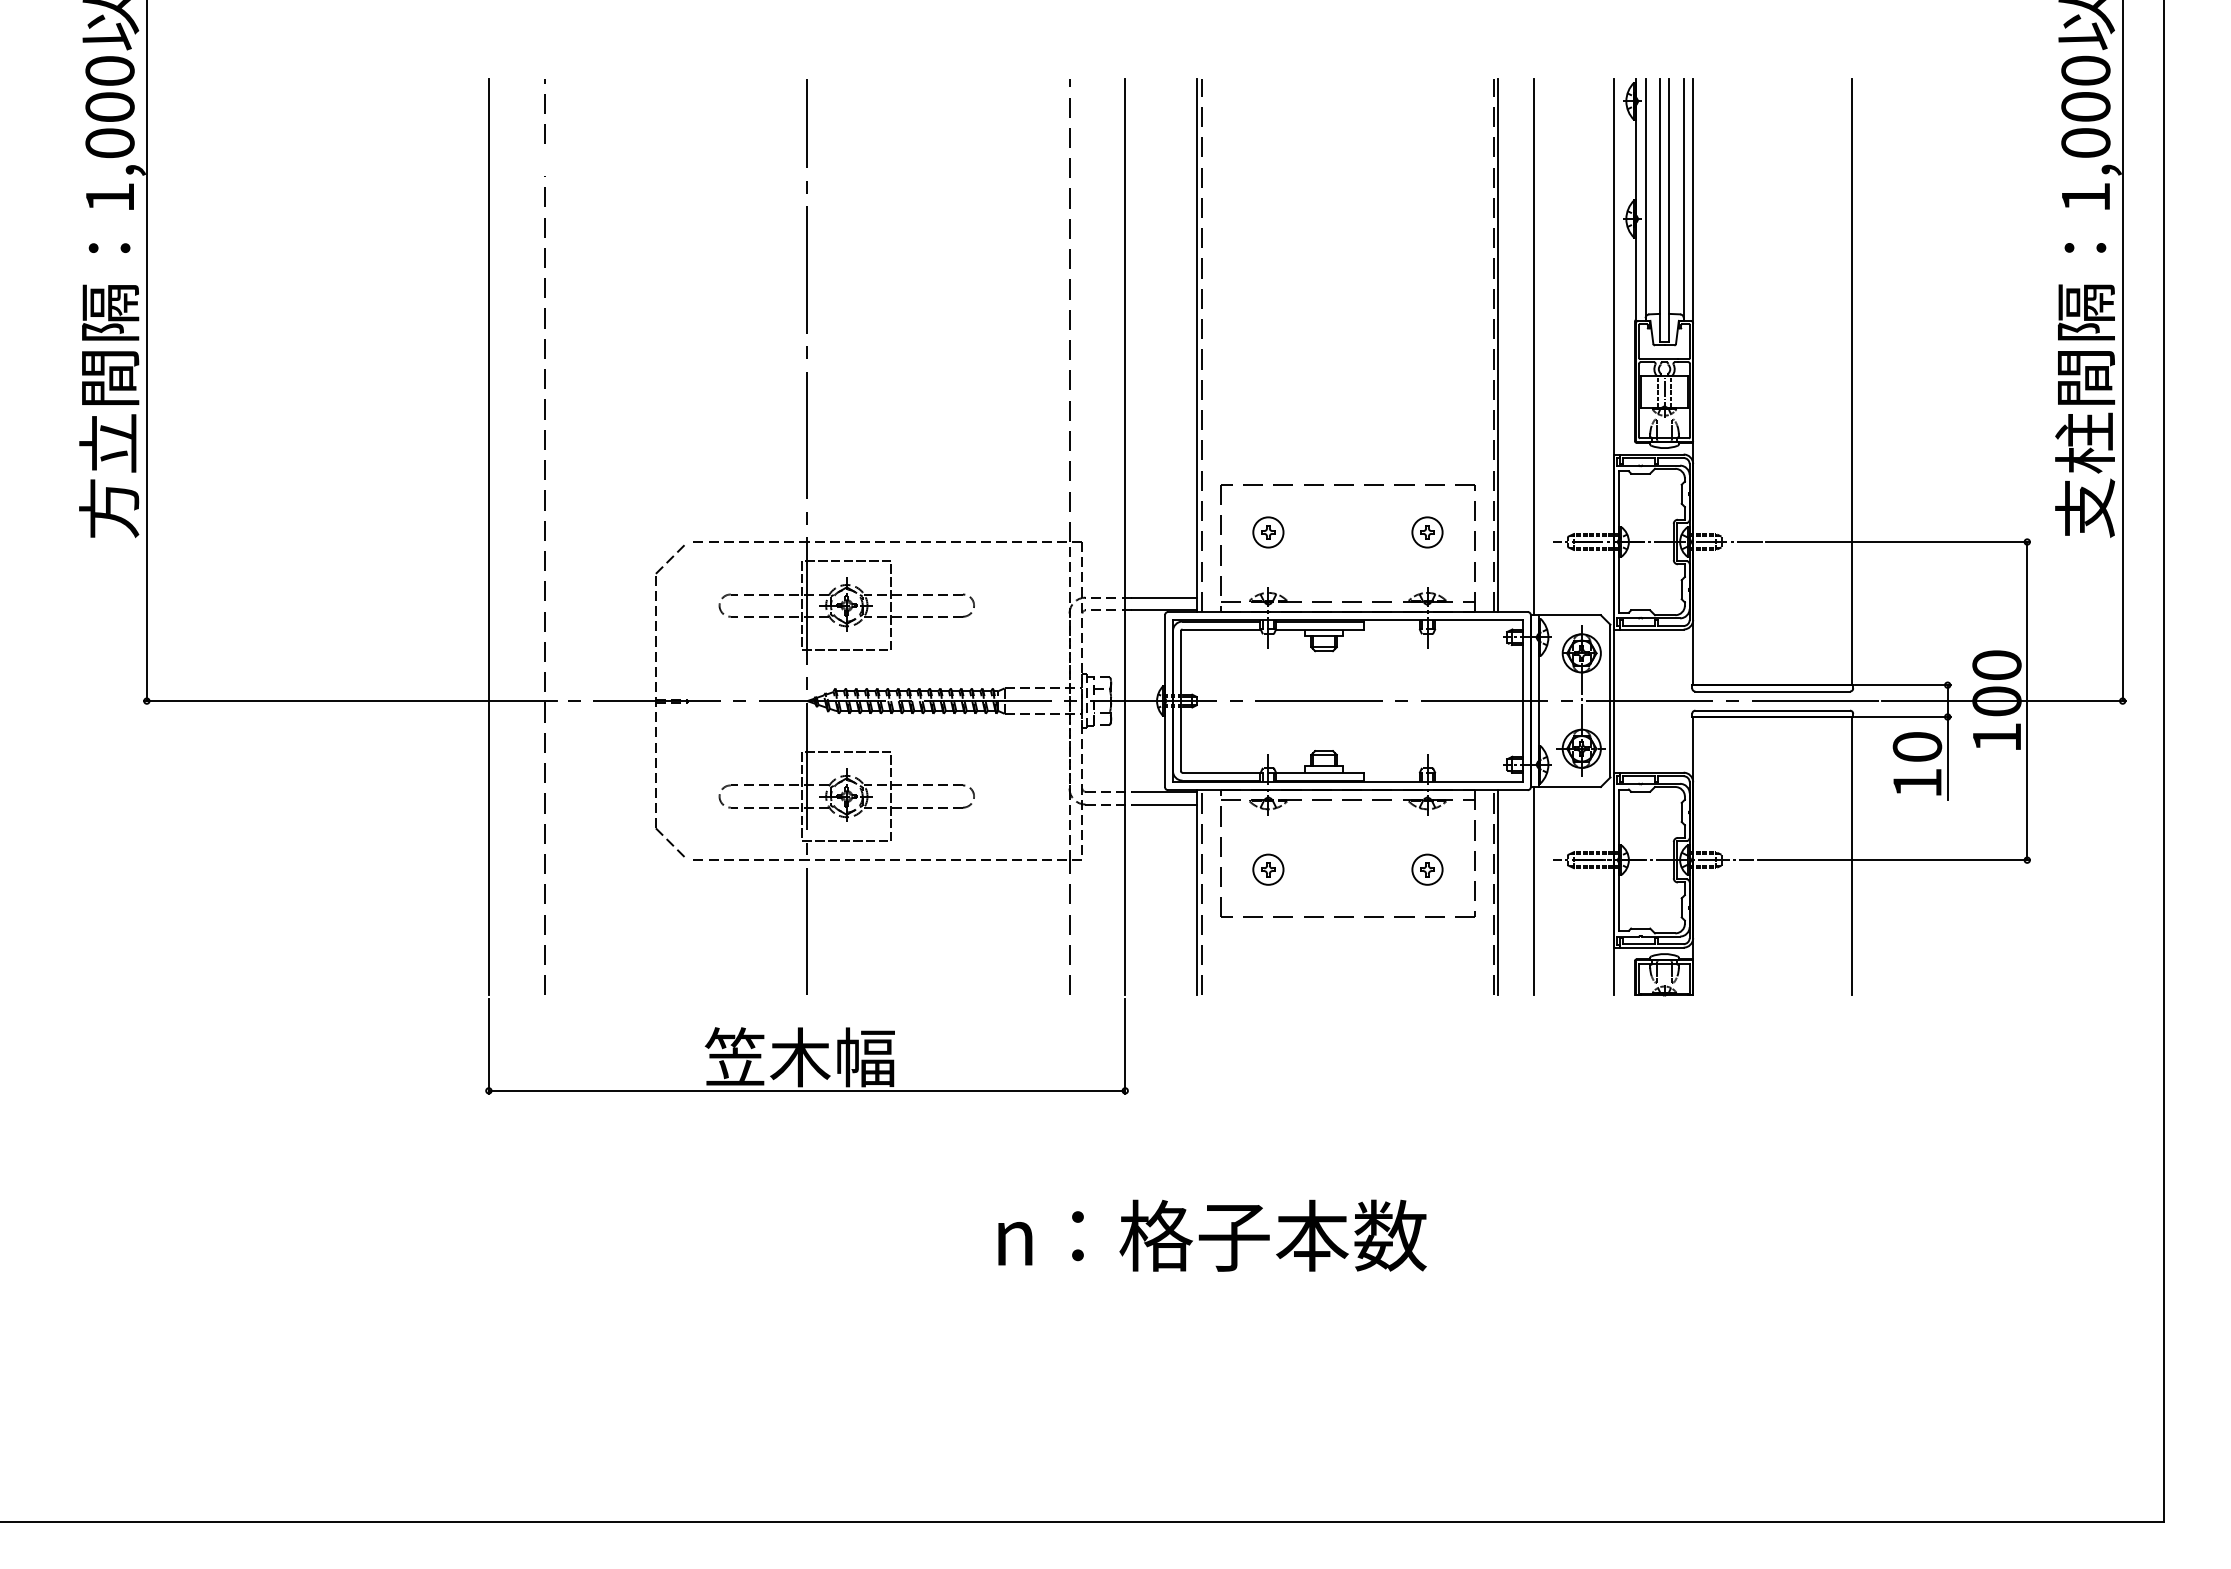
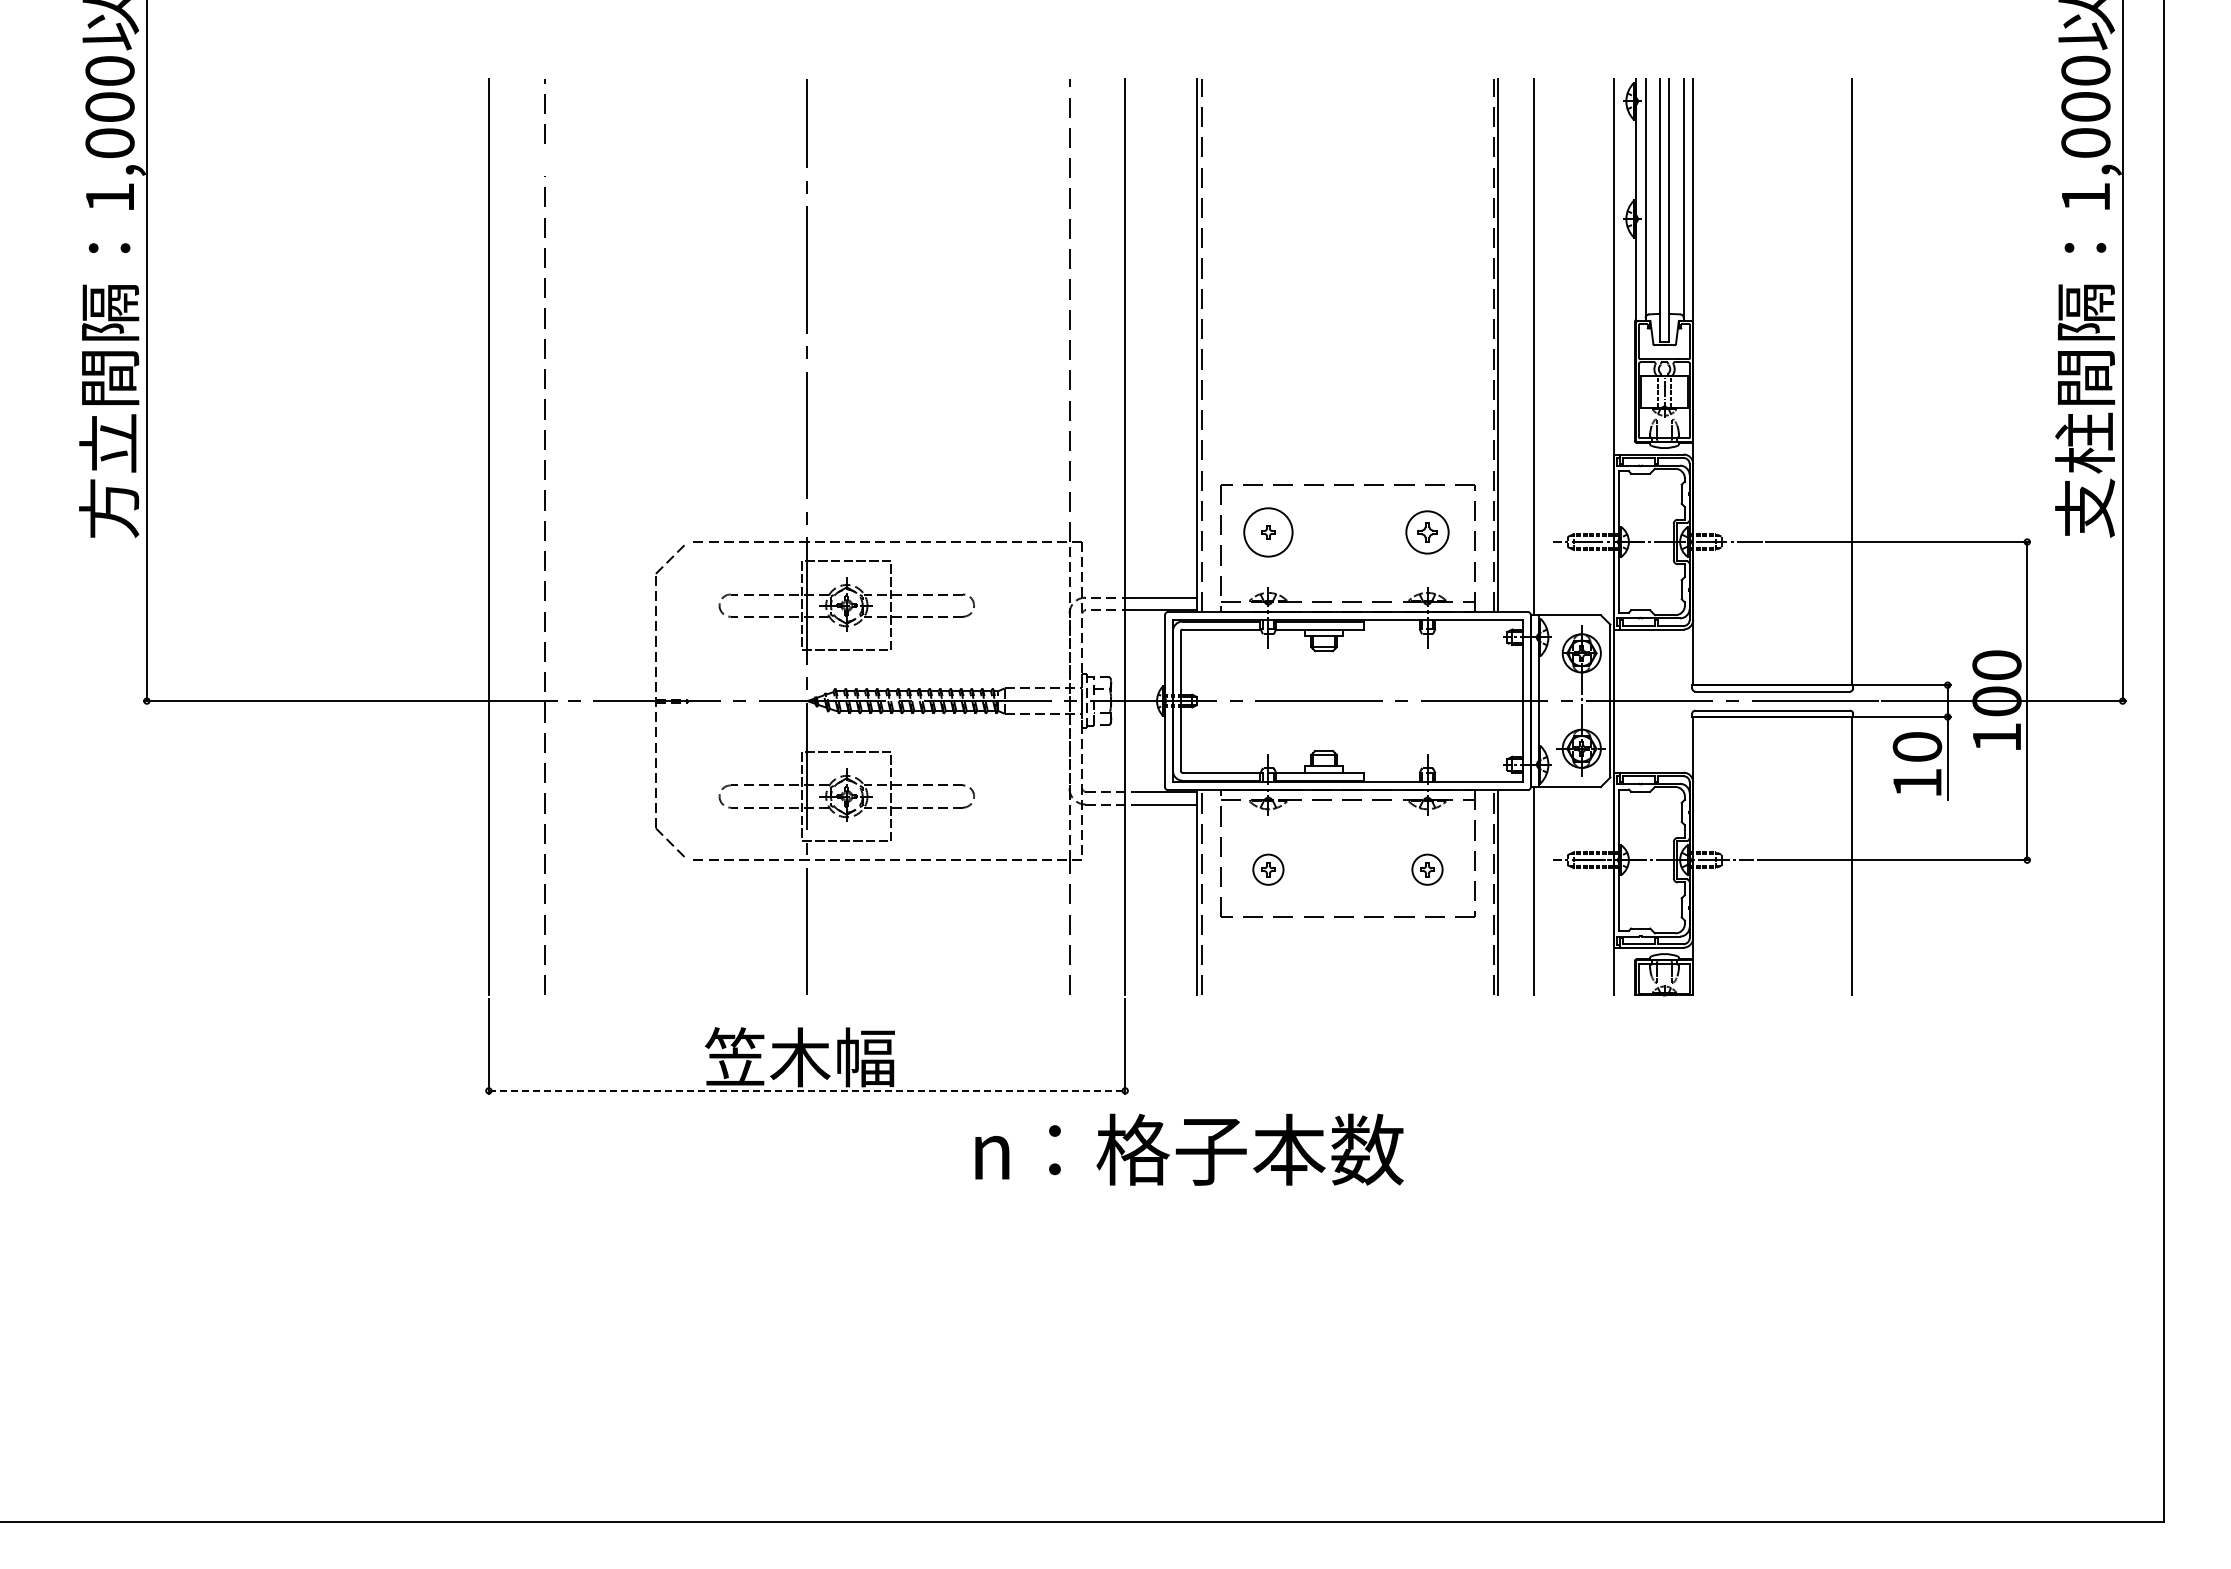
circle diameter: 30 px -> 48 px (1268, 532)
part size: 33x33 px -> 45x45 px (1427, 532)
line: solid -> dashed (807, 1090)
text position: (1212, 1235) -> (1189, 1149) (1189, 1149)
